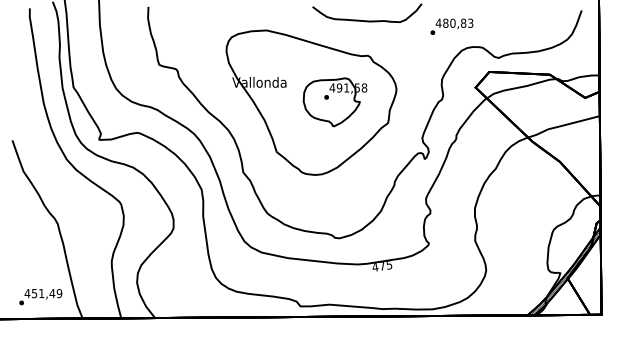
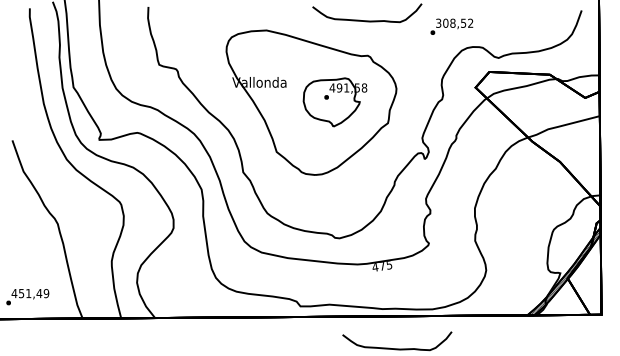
text: 480,83 -> 308,52 (454, 22)
text position: (40, 297) -> (27, 297) (27, 297)
curve: none -> present (397, 348)
